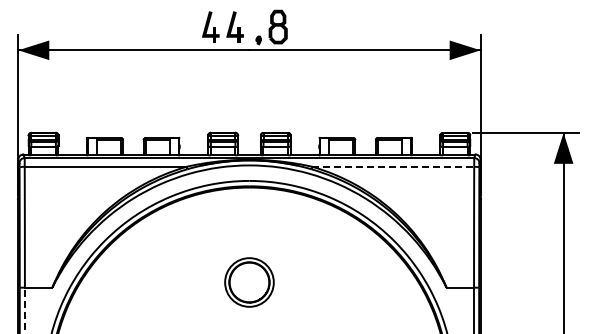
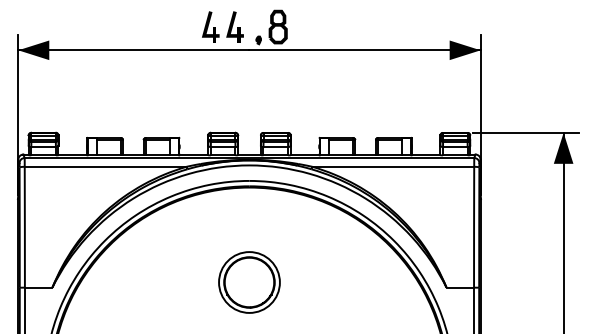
line: dashed -> solid (393, 166)
part size: 51x51 px -> 63x63 px (249, 282)
line: dashed -> solid (24, 310)
